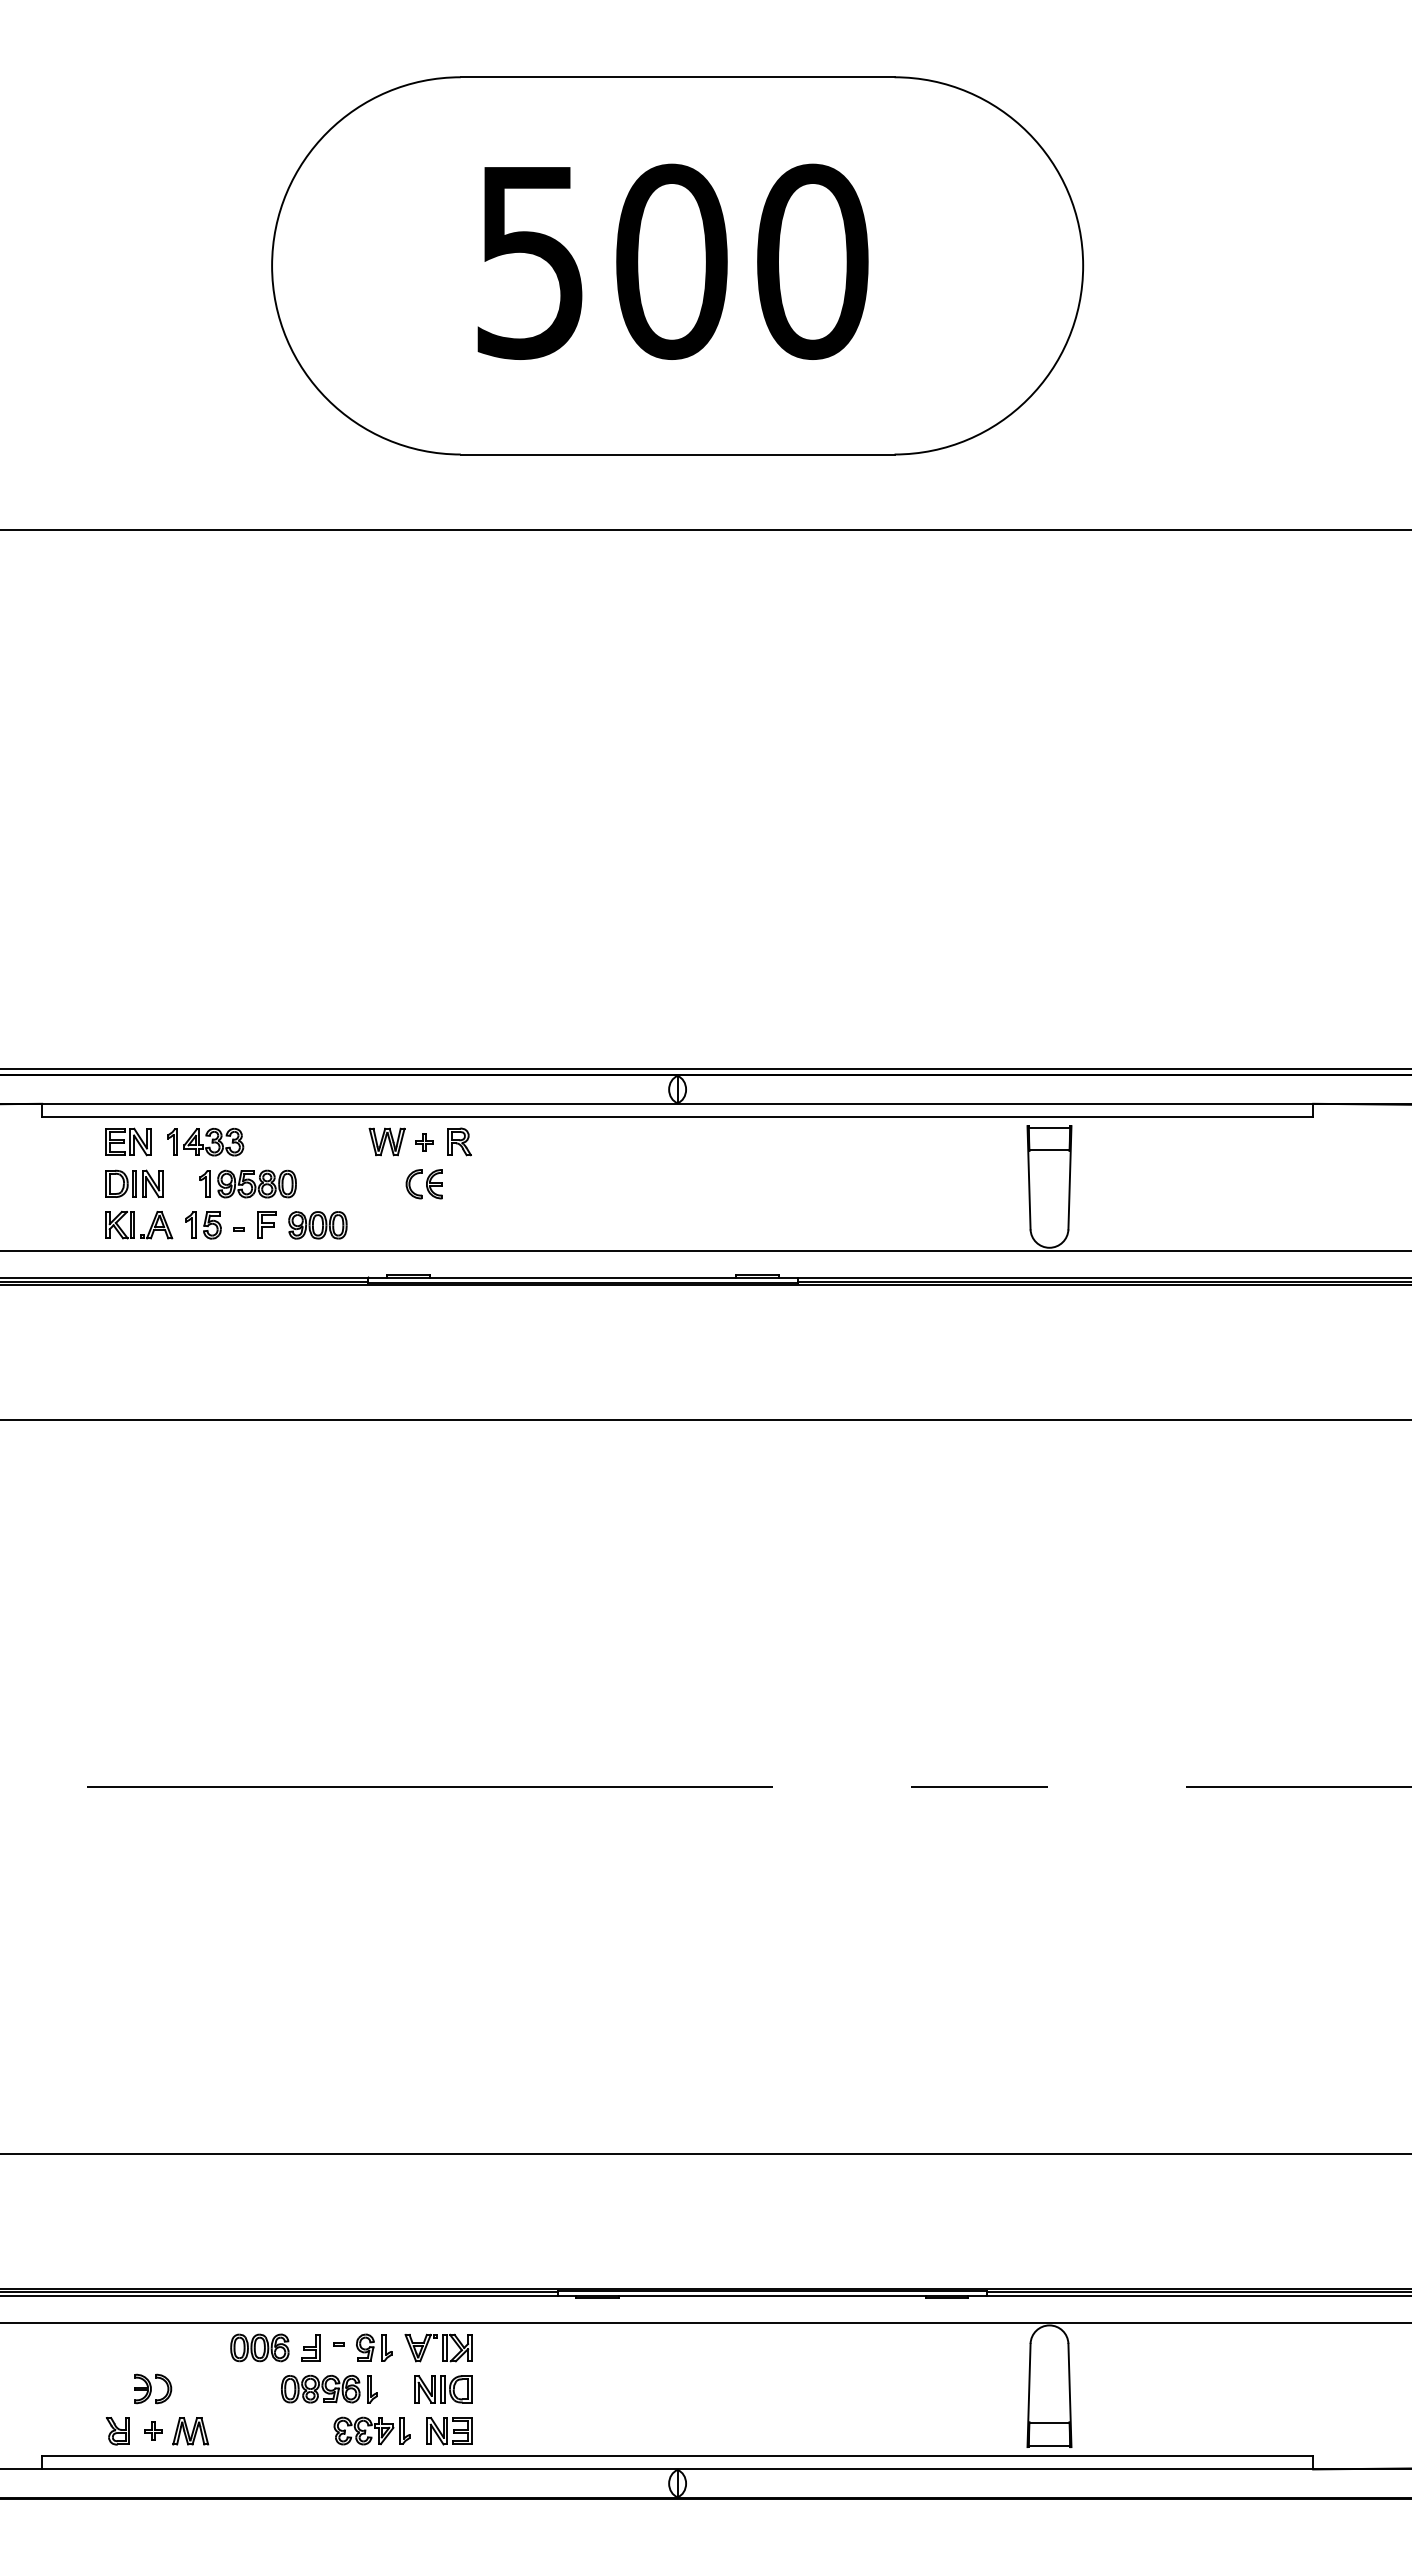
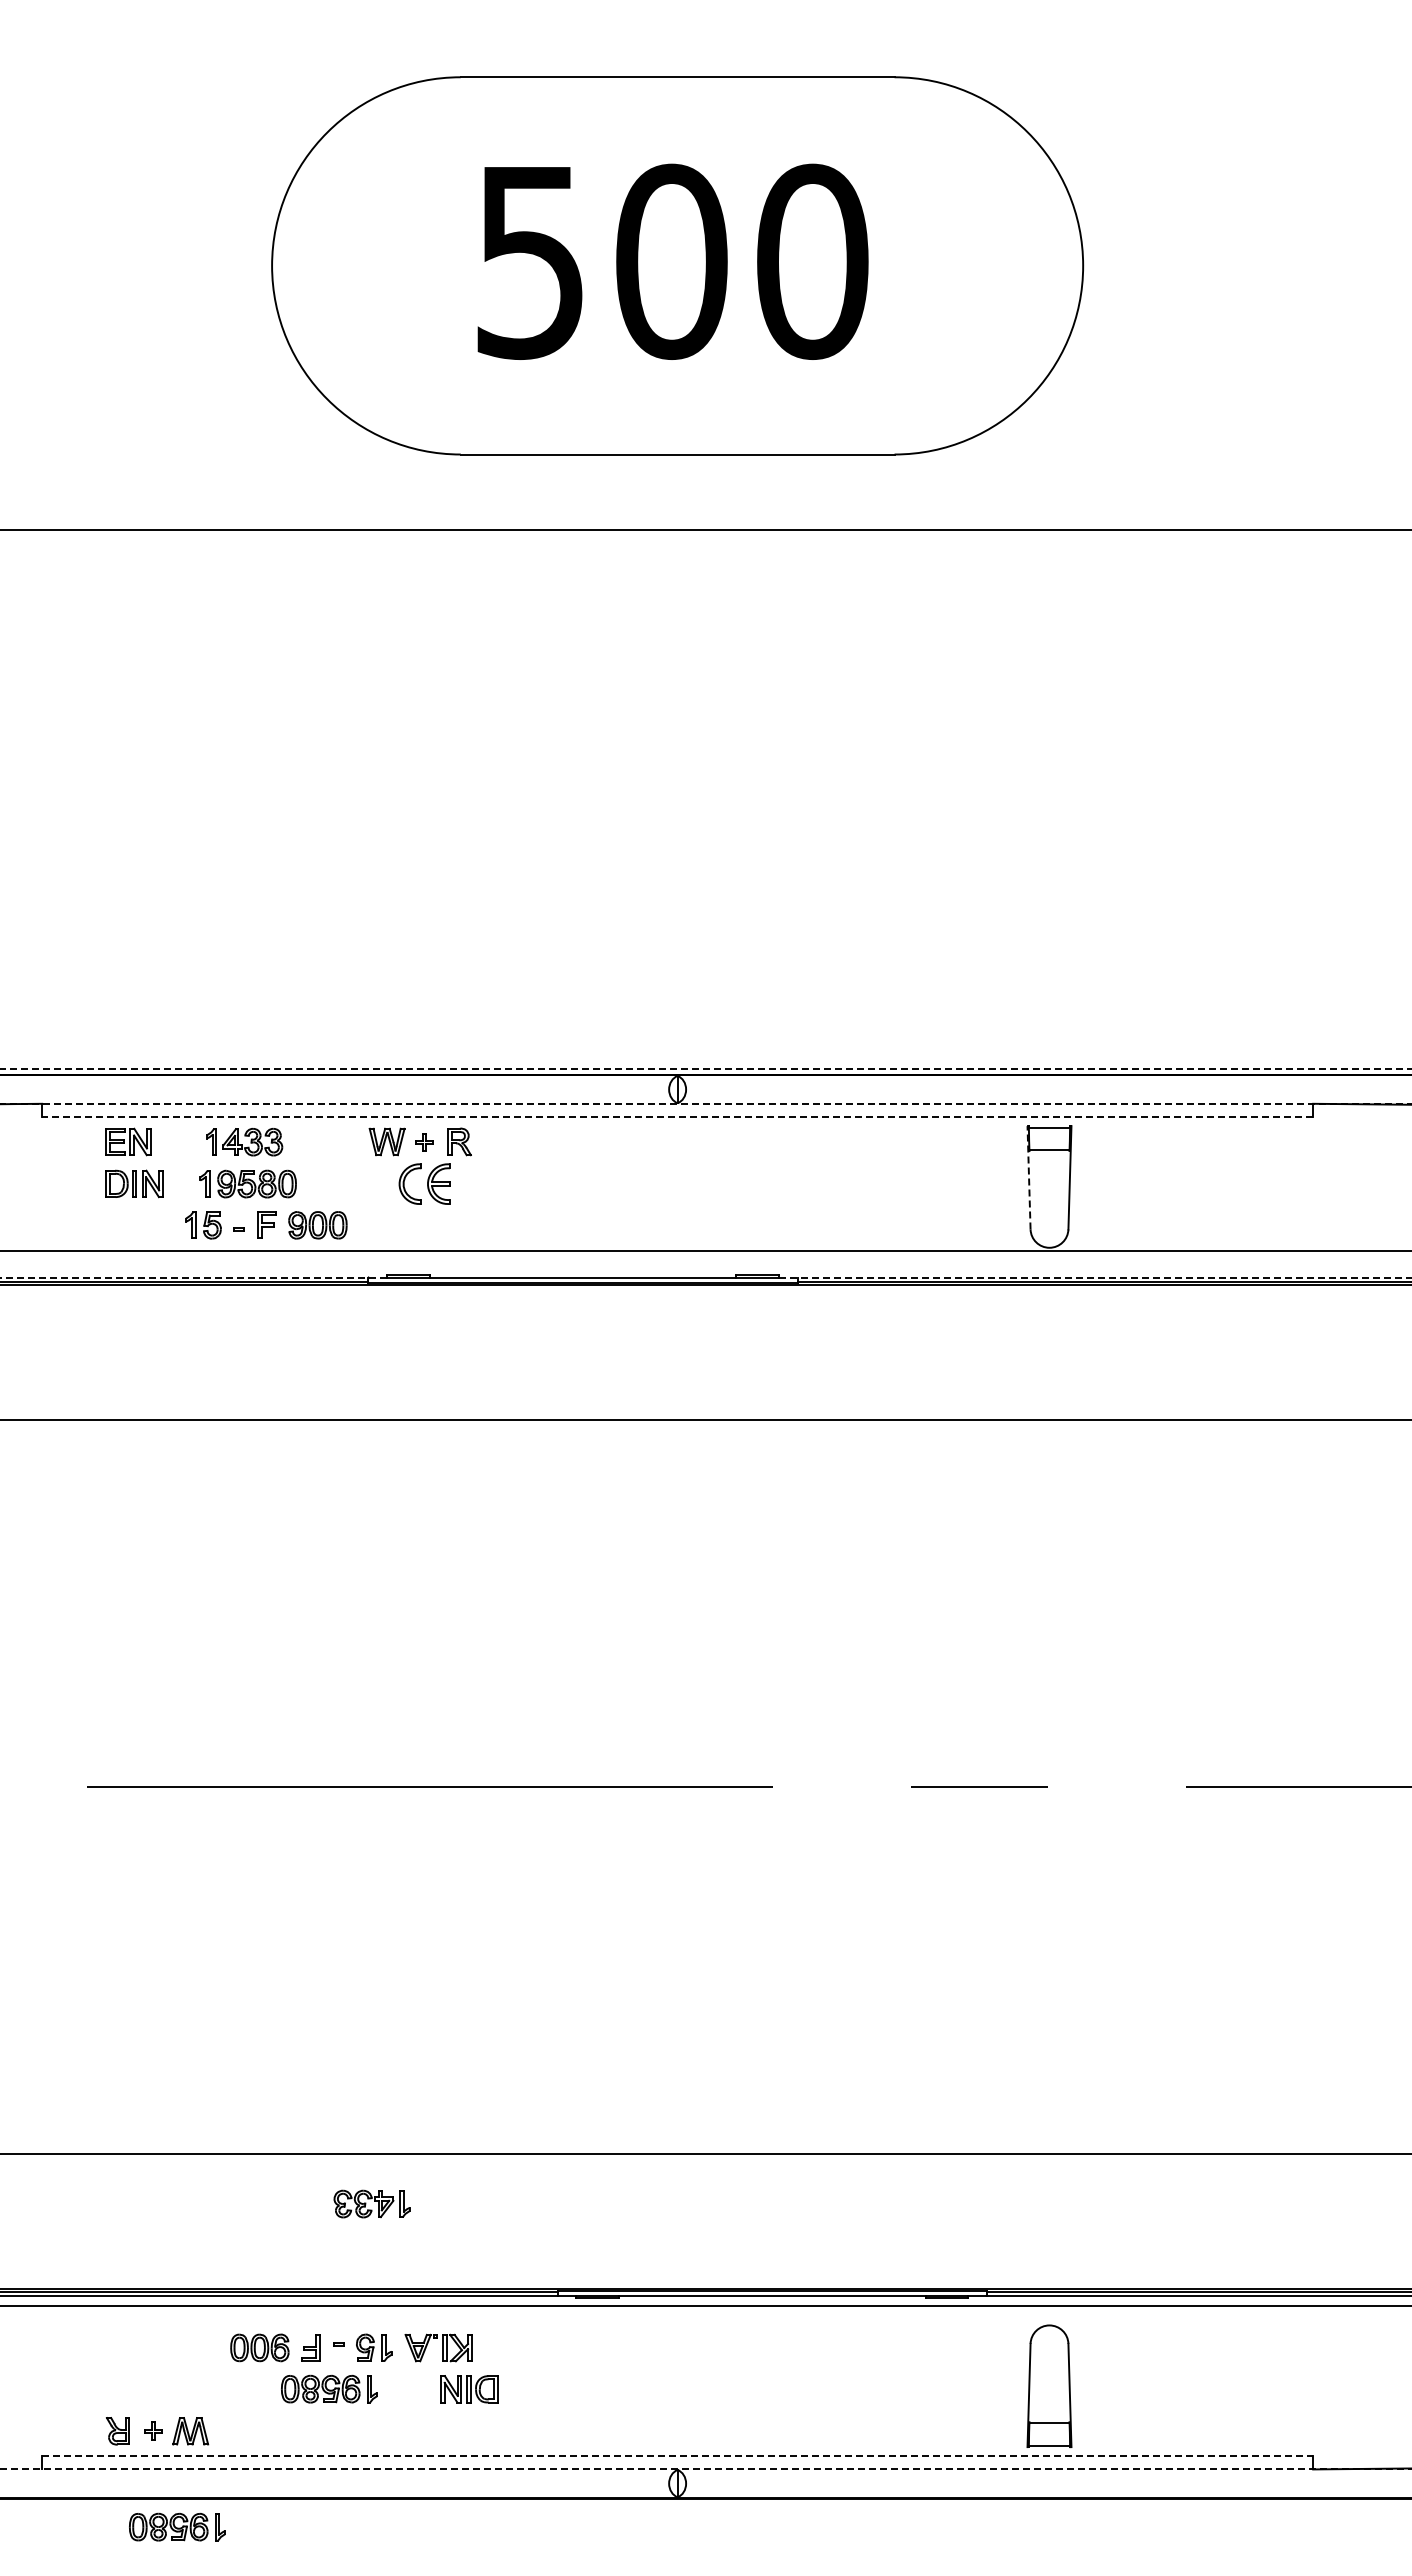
line: solid -> dashed (705, 1068)
line: solid -> dashed (706, 1103)
line: solid -> dashed (677, 1117)
part position: (205, 1142) -> (244, 1142) (244, 1142)
line: solid -> dashed (1029, 1177)
part size: 38x31 px -> 53x42 px (424, 1183)
part: present -> none (139, 1225)
line: solid -> dashed (193, 1277)
line: solid -> dashed (1094, 1277)
line position: (705, 2322) -> (705, 2305) (705, 2305)
part: present -> none (153, 2388)
part position: (443, 2389) -> (469, 2389) (469, 2389)
part position: (371, 2430) -> (371, 2203) (371, 2203)
part: present -> none (449, 2431)
line: solid -> dashed (678, 2455)
line: solid -> dashed (705, 2469)
part: none -> present (177, 2526)
